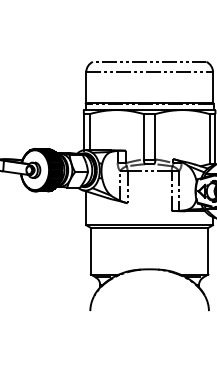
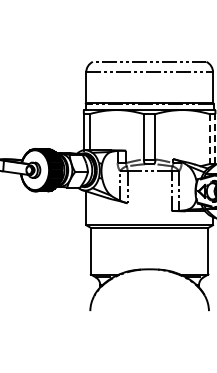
line: solid -> dashed (209, 139)
line: solid -> dashed (215, 139)
